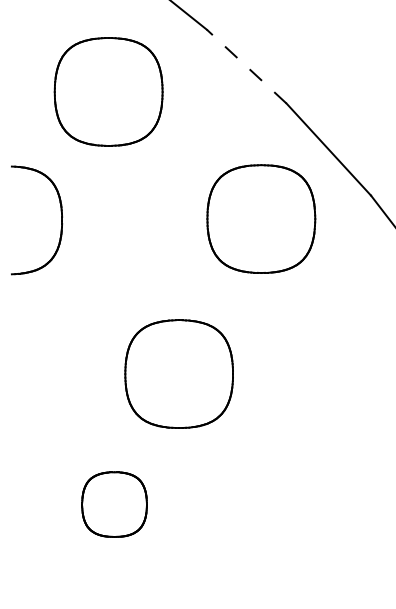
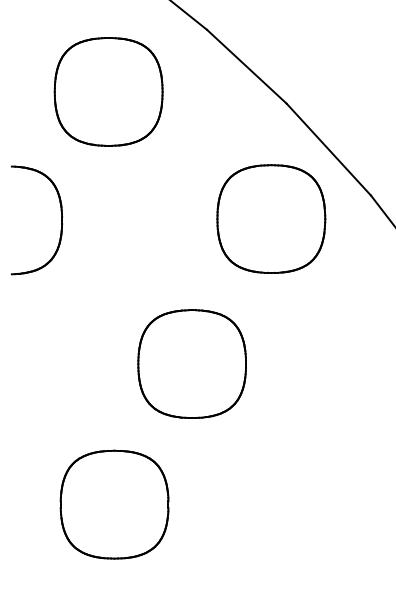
line: dashed -> solid (246, 66)
part position: (261, 218) -> (271, 218) (271, 218)
part position: (178, 373) -> (191, 363) (191, 363)
part size: 67x67 px -> 111x111 px (114, 504)
